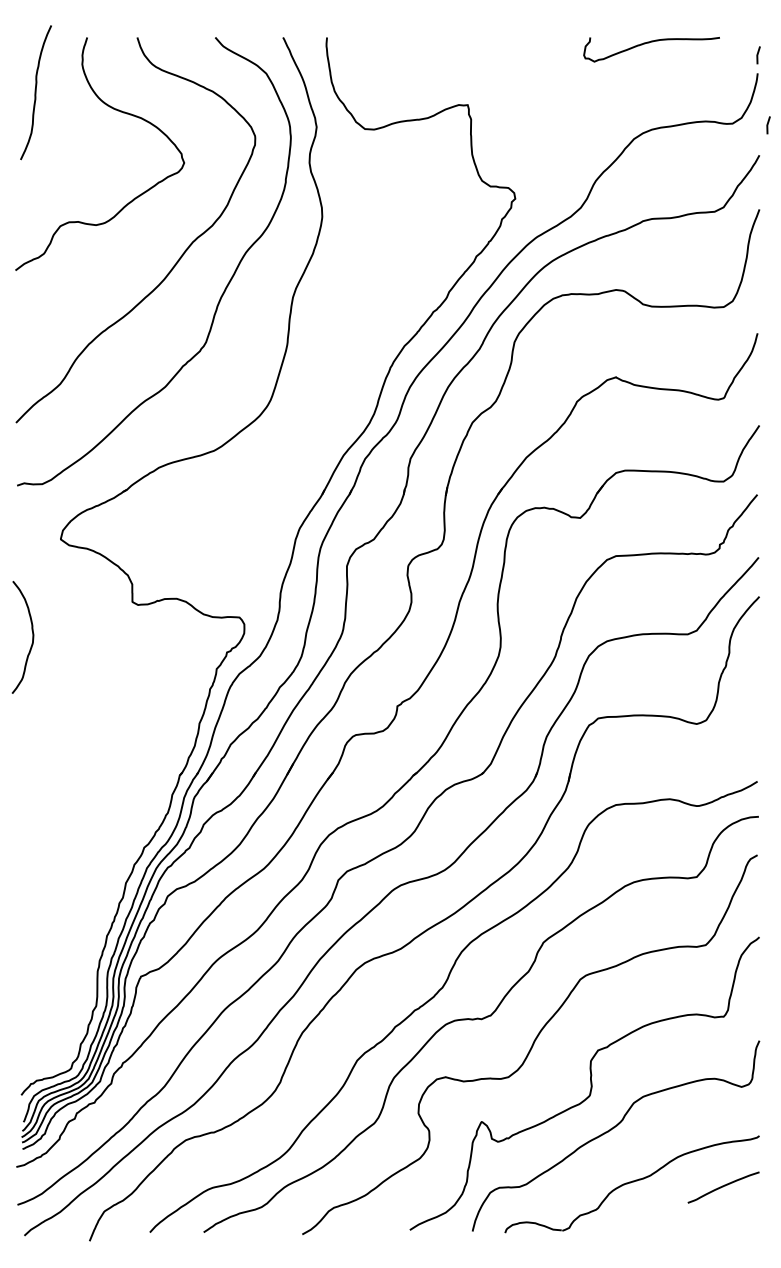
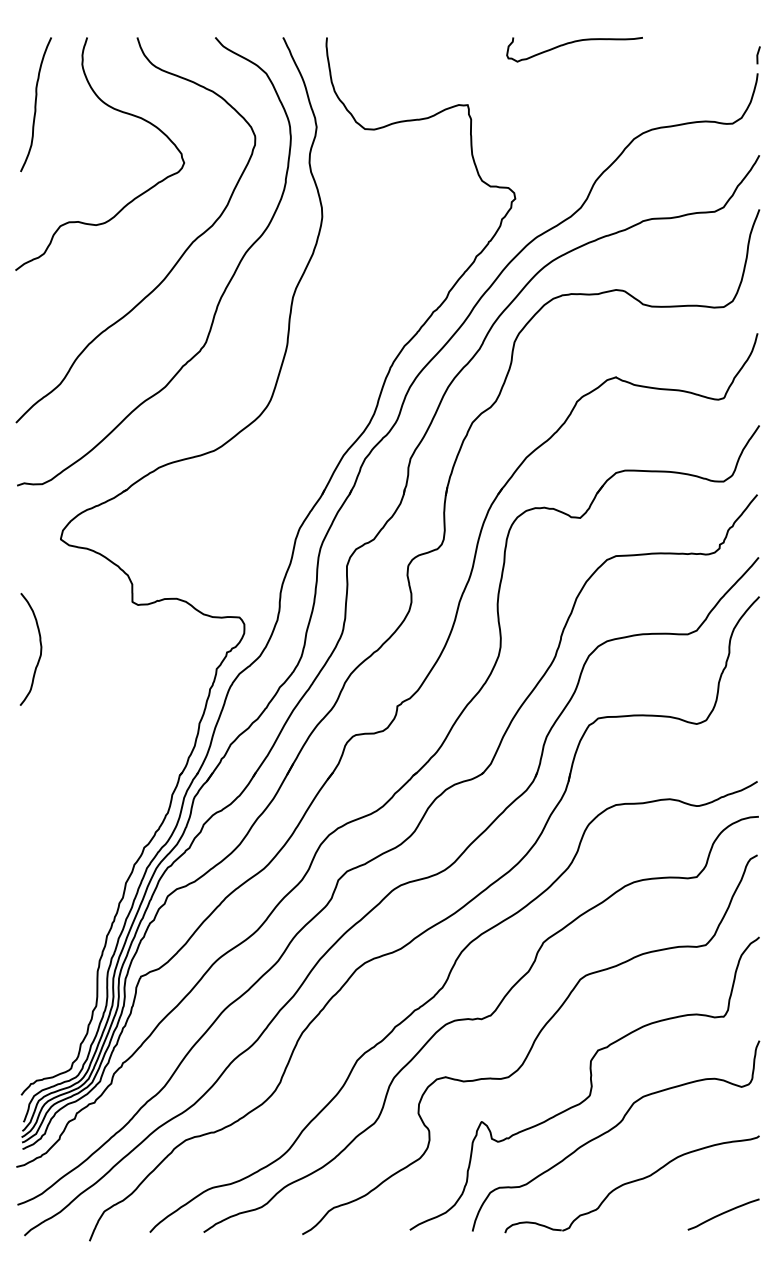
curve position: (649, 43) -> (572, 43) (572, 43)
curve position: (35, 92) -> (35, 104) (35, 104)
line: present -> none (768, 125)
curve position: (32, 637) -> (40, 649) (40, 649)
curve position: (723, 1187) -> (723, 1214) (723, 1214)
